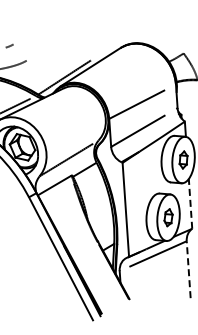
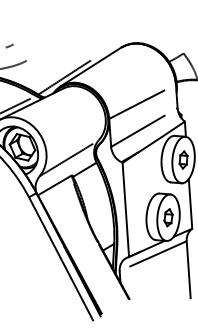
line: dashed -> solid (190, 203)
line: dashed -> solid (188, 269)
